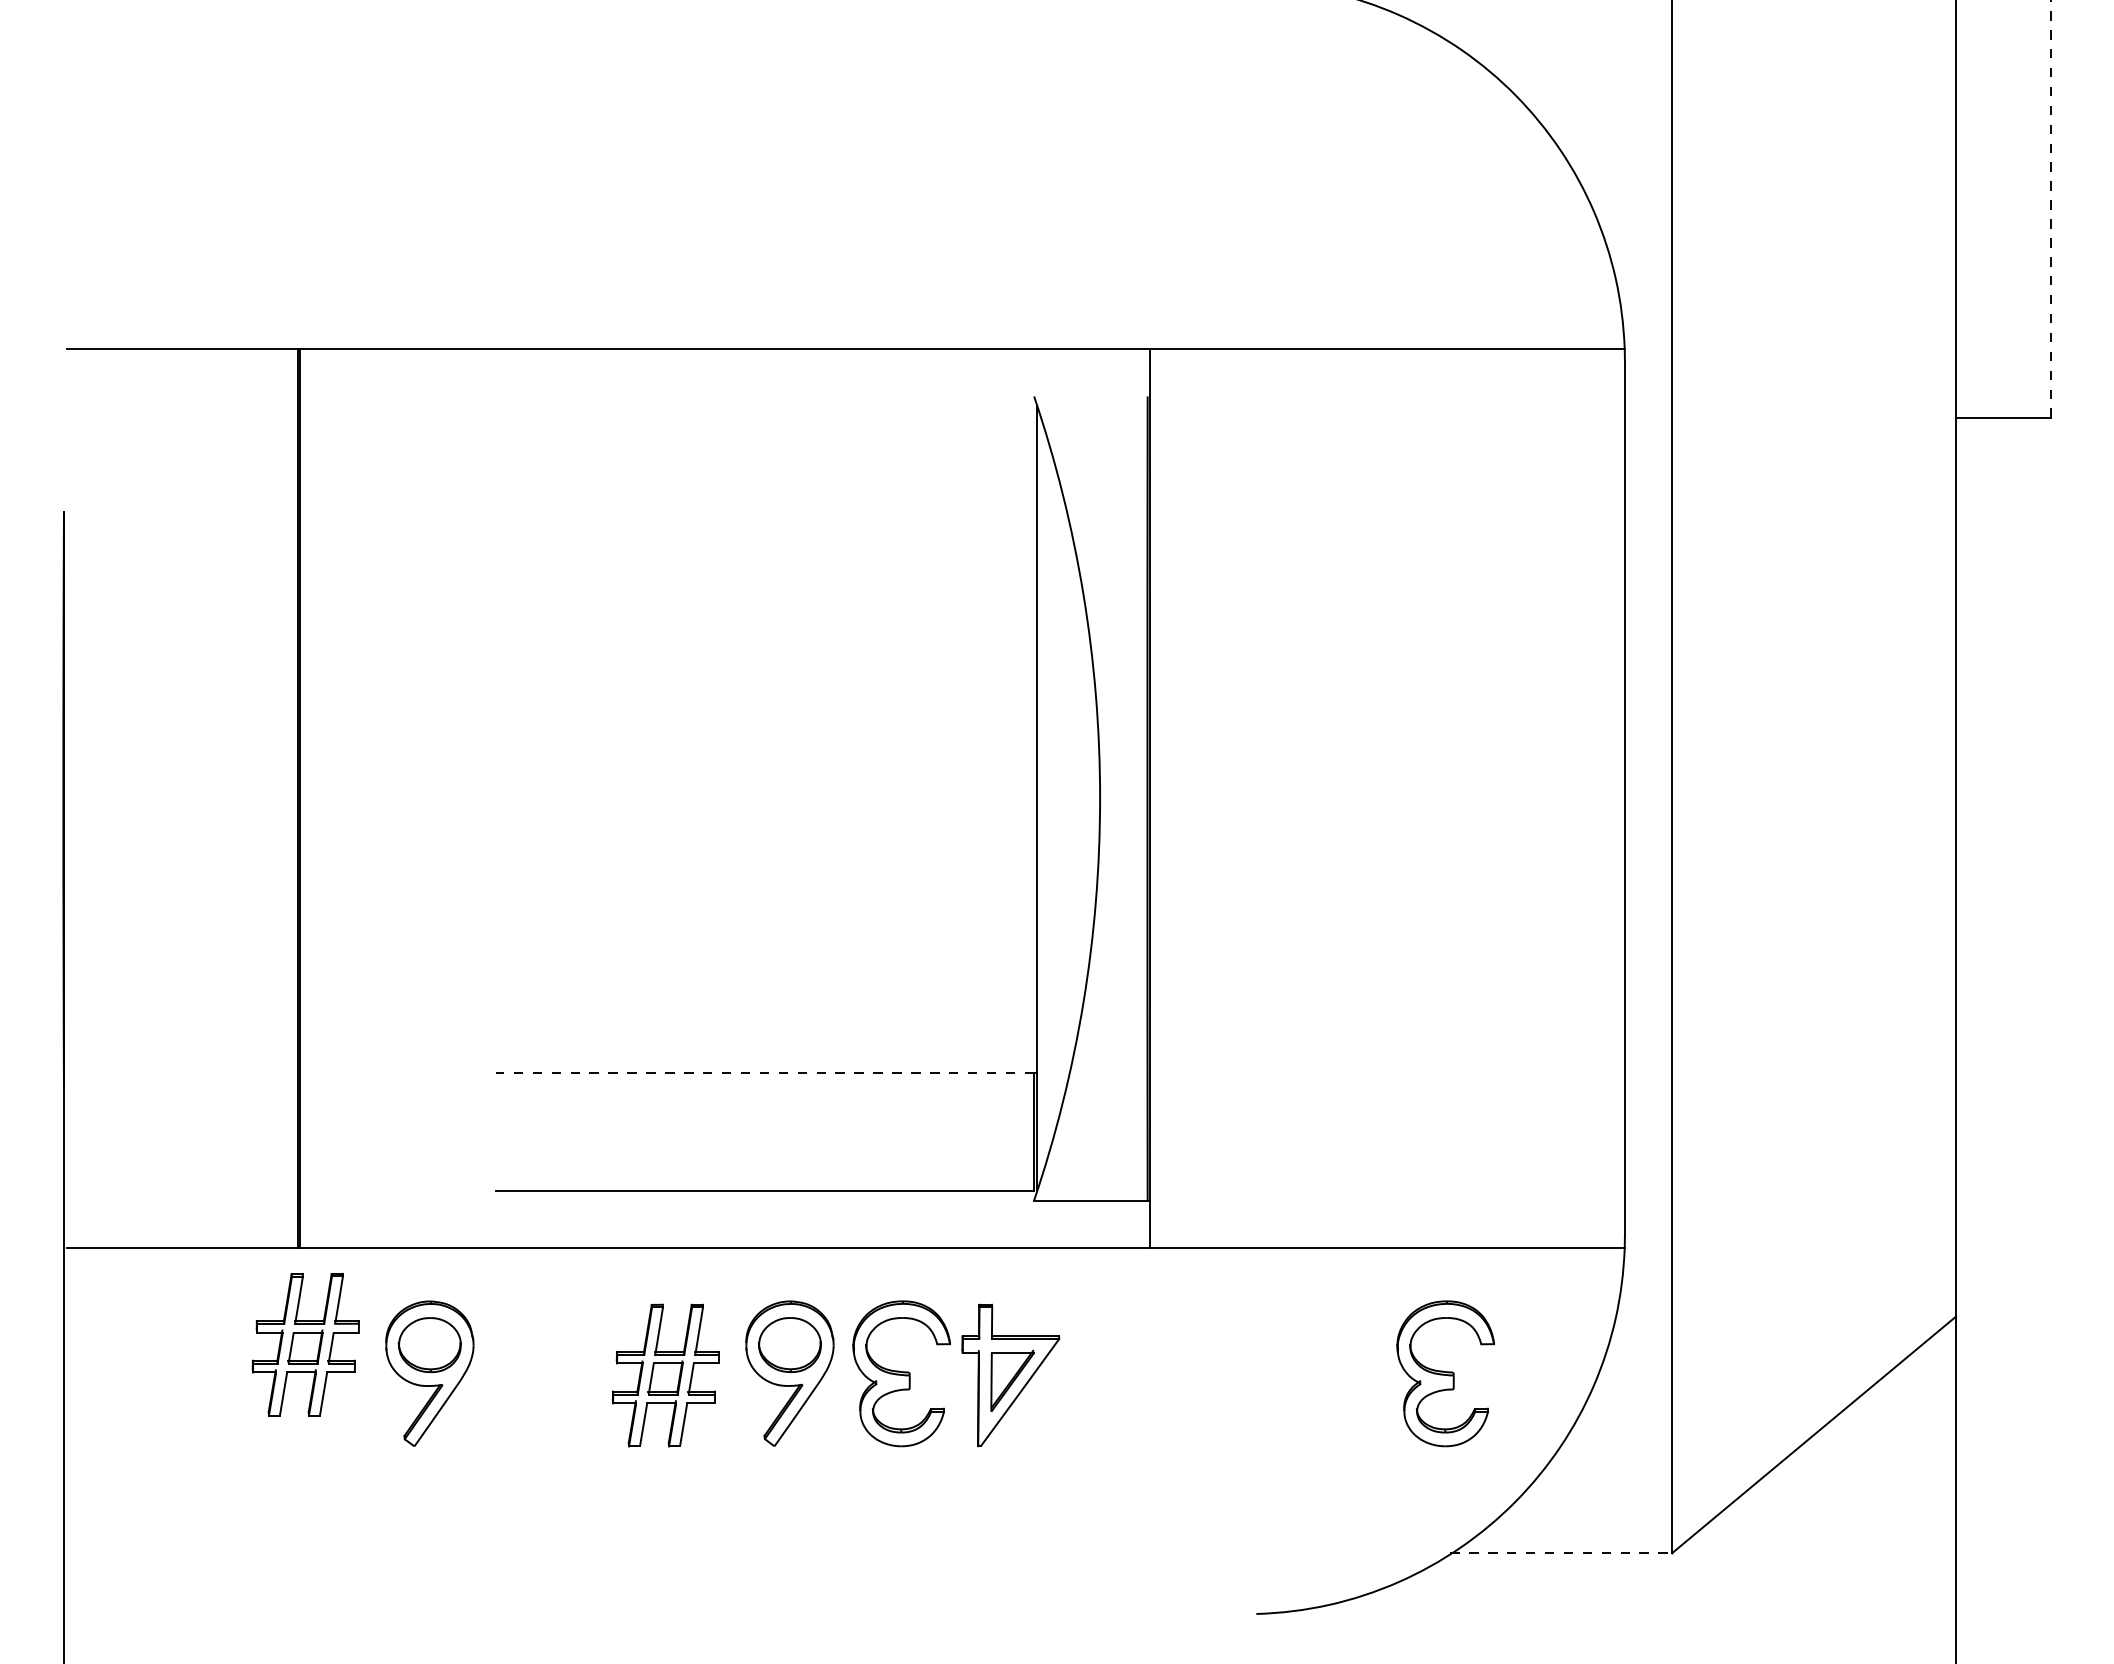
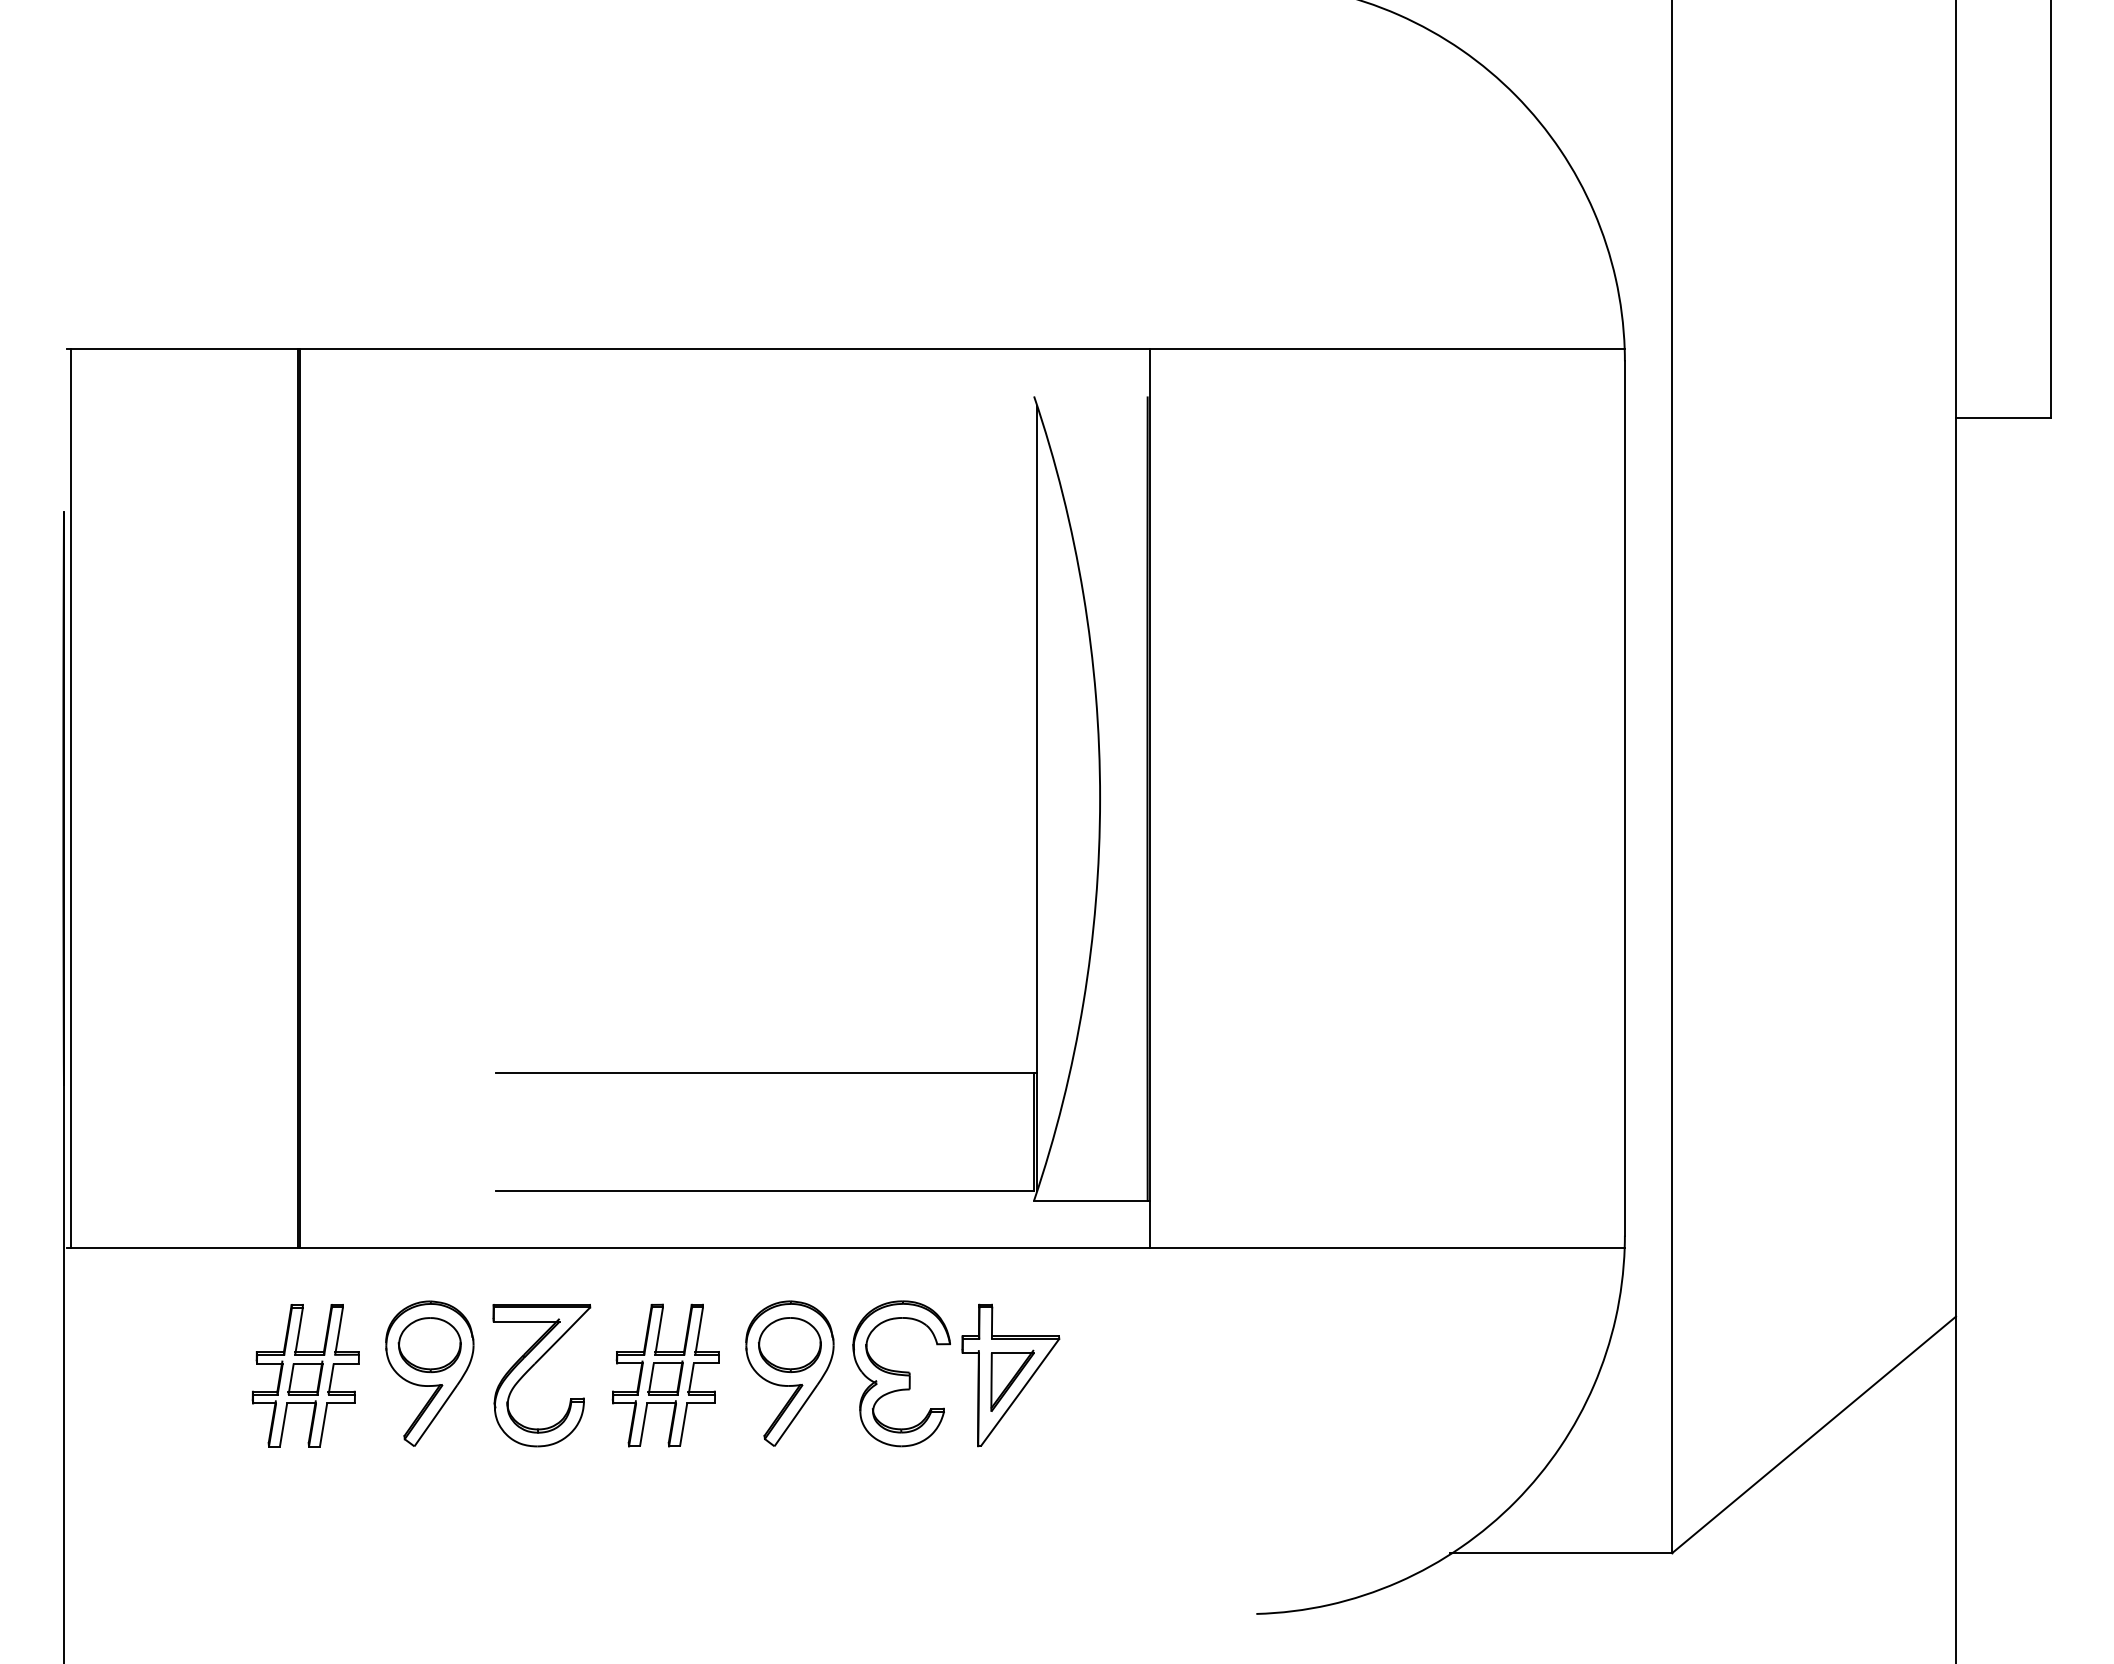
line: dashed -> solid (2050, 209)
line: none -> present (70, 798)
line: dashed -> solid (764, 1072)
part position: (305, 1344) -> (305, 1375) (305, 1375)
part: none -> present (533, 1366)
part: present -> none (1445, 1373)
line: dashed -> solid (1561, 1553)
